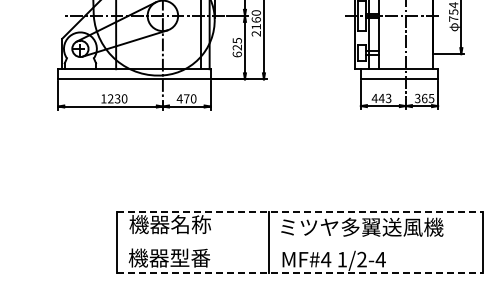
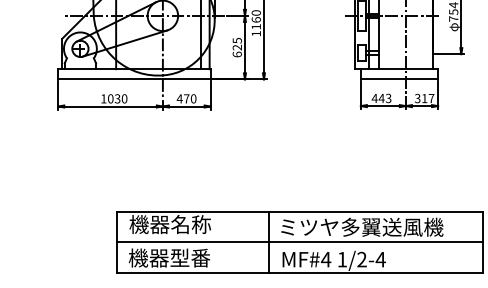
text: 2160 -> 1160 (255, 33)
text: 1230 -> 1030 (110, 98)
text: 365 -> 317 (428, 98)
line: dashed -> solid (299, 211)
line: none -> present (299, 242)
line: dashed -> solid (299, 272)
